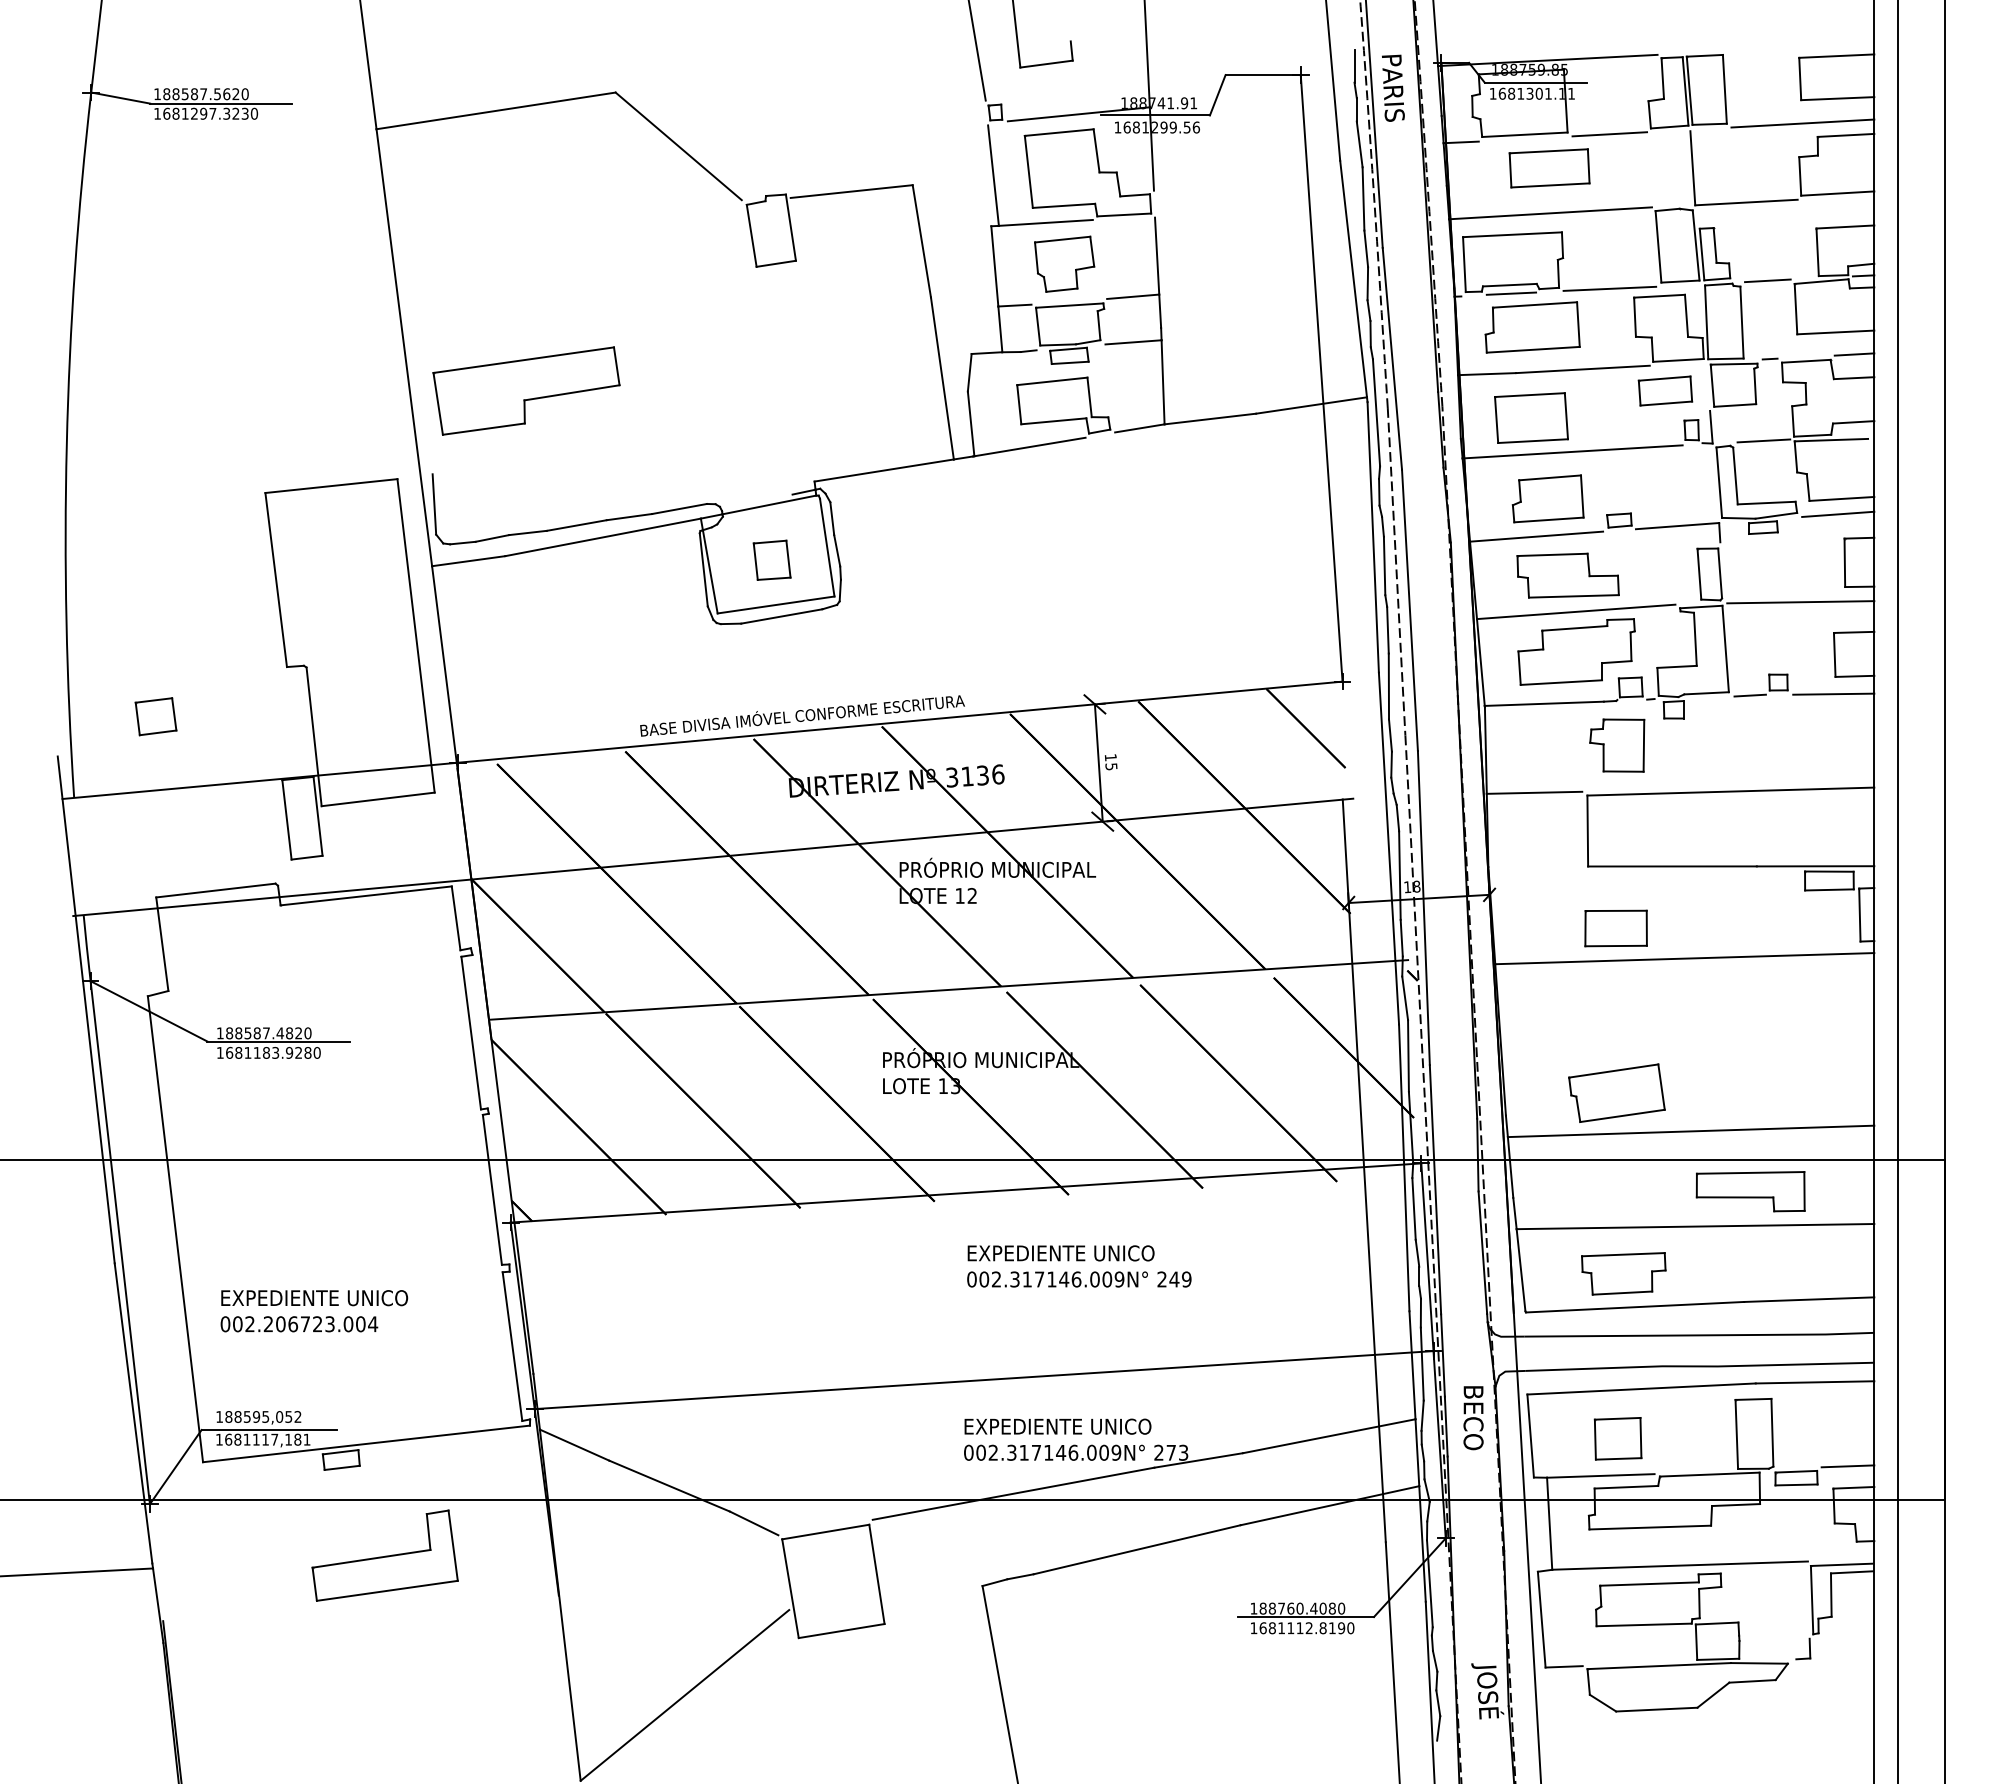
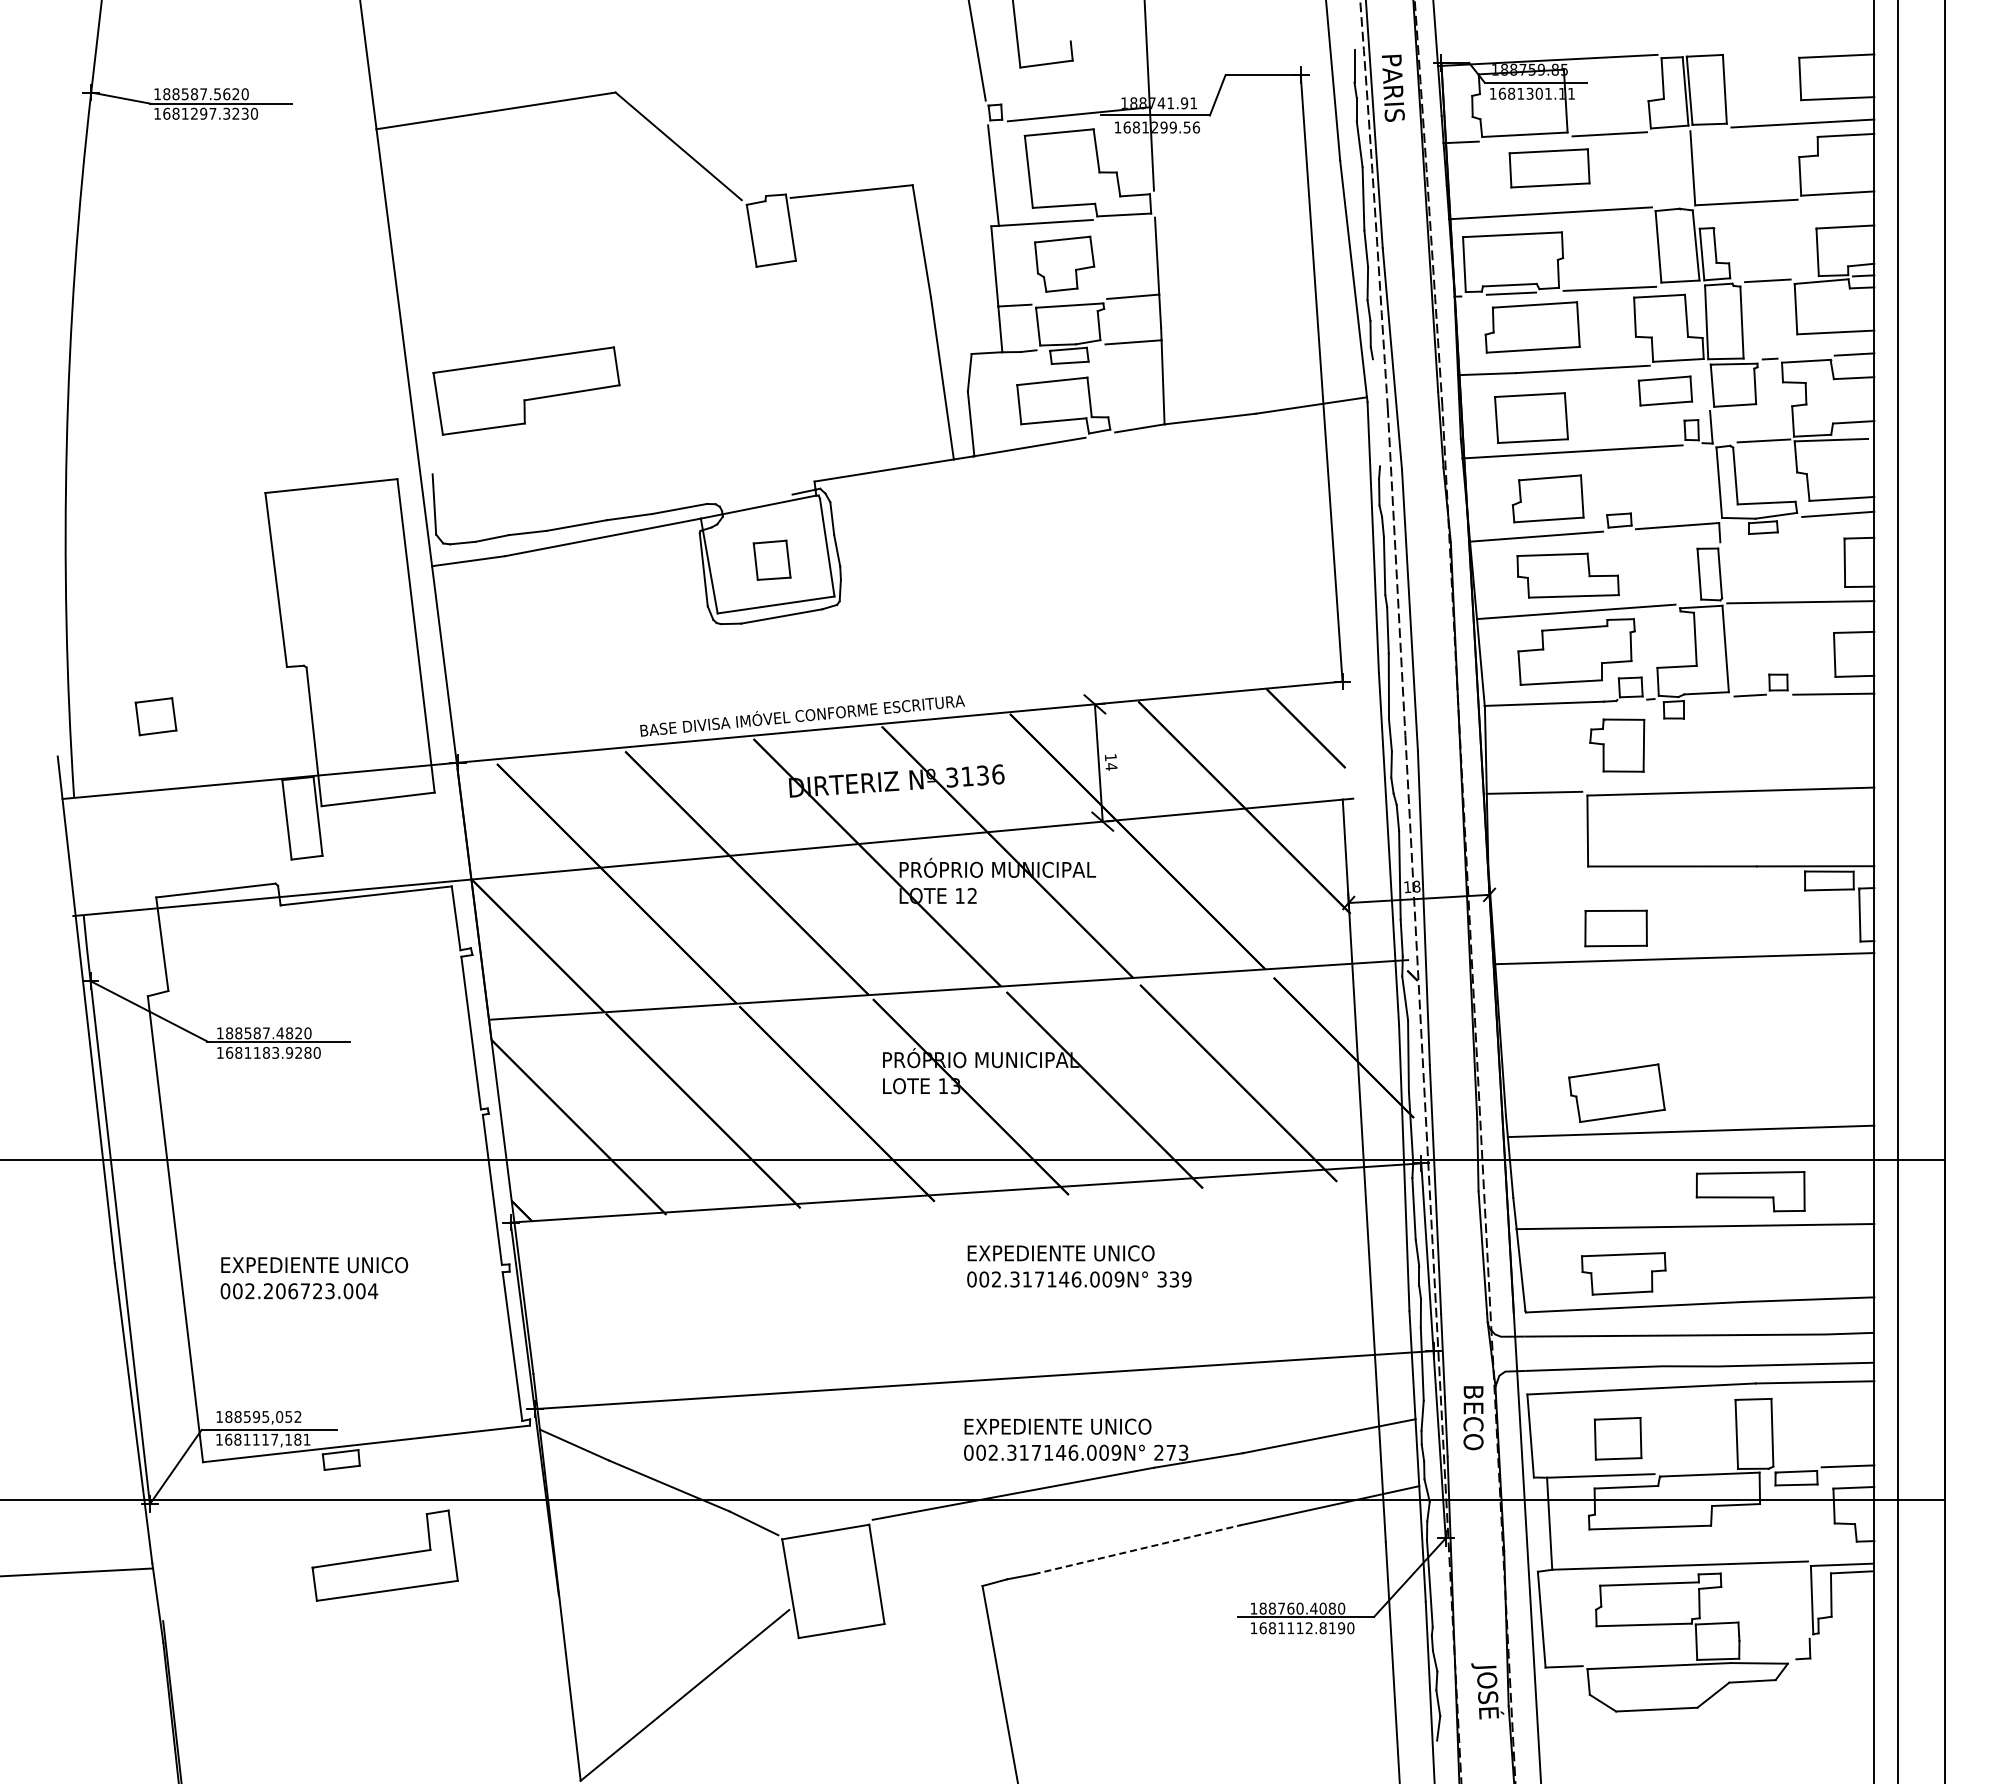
line: present -> none (1376, 412)
text: 15 -> 14 (1111, 766)
text: 249 -> 339 (1168, 1279)
text position: (314, 1311) -> (314, 1278) (314, 1278)
line: solid -> dashed (1137, 1549)
